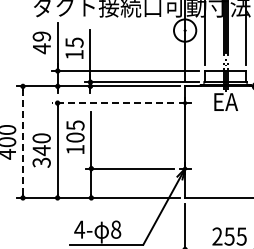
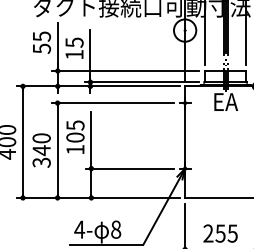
text: 49 -> 55 (41, 42)
line: dashed -> solid (113, 103)
line: dashed -> solid (22, 141)
text position: (229, 236) -> (220, 233) (220, 233)
